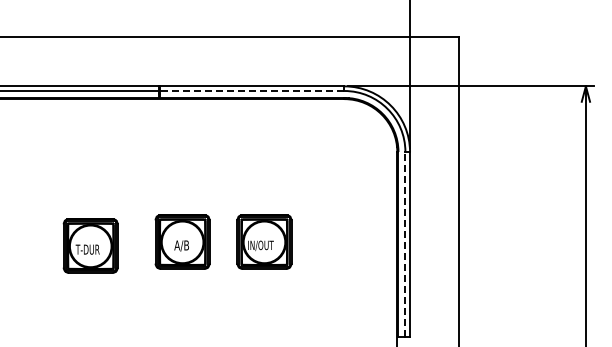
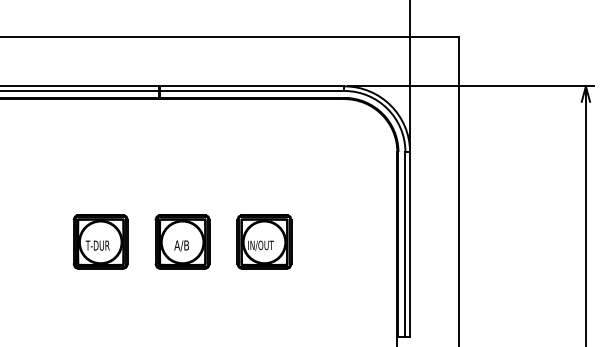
line: dashed -> solid (251, 91)
line: dashed -> solid (405, 243)
part position: (90, 245) -> (100, 241) (100, 241)
